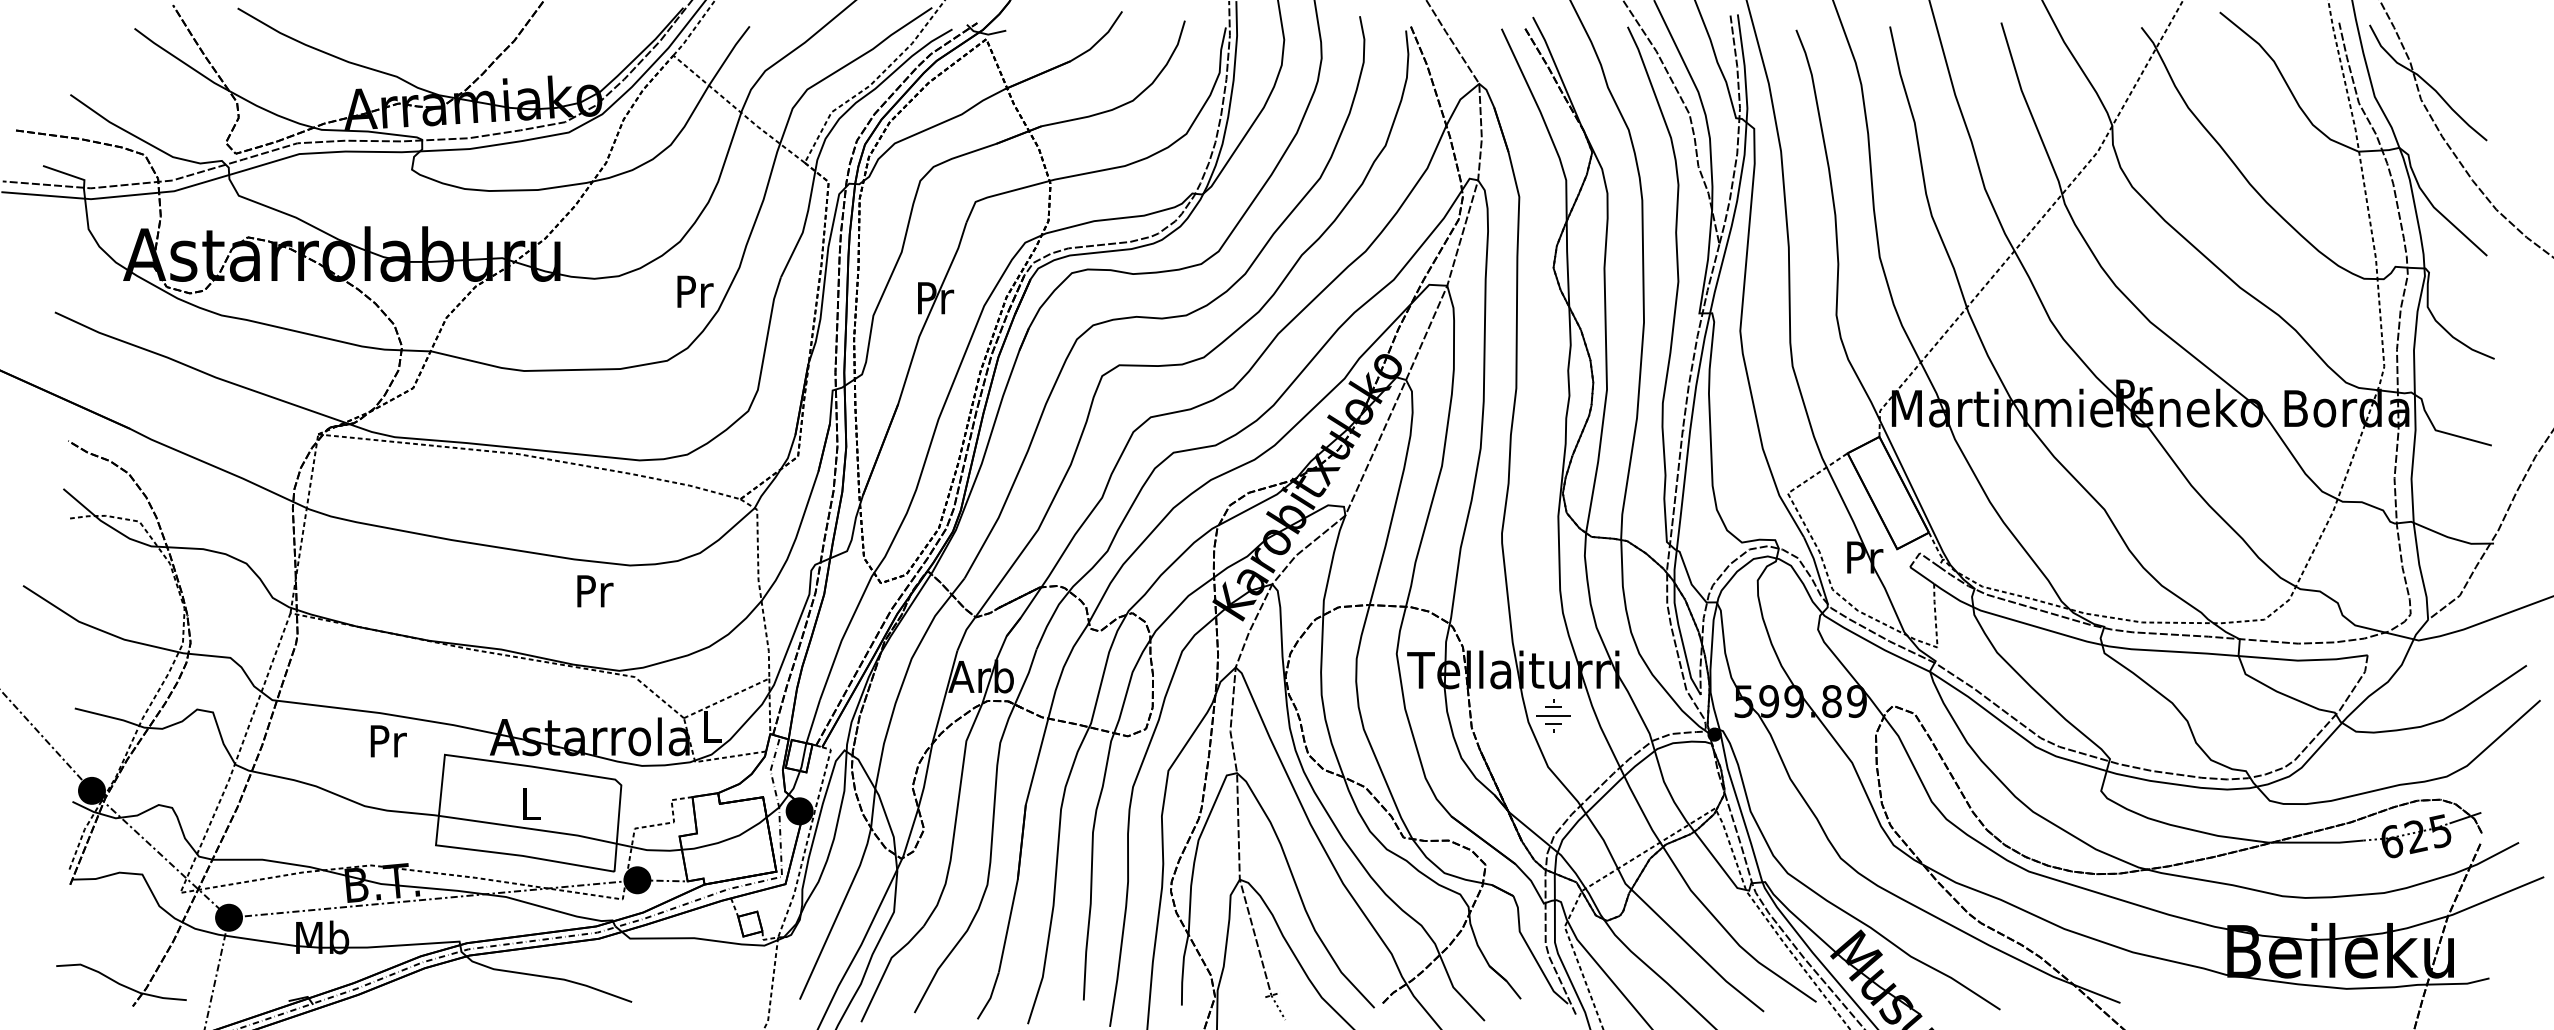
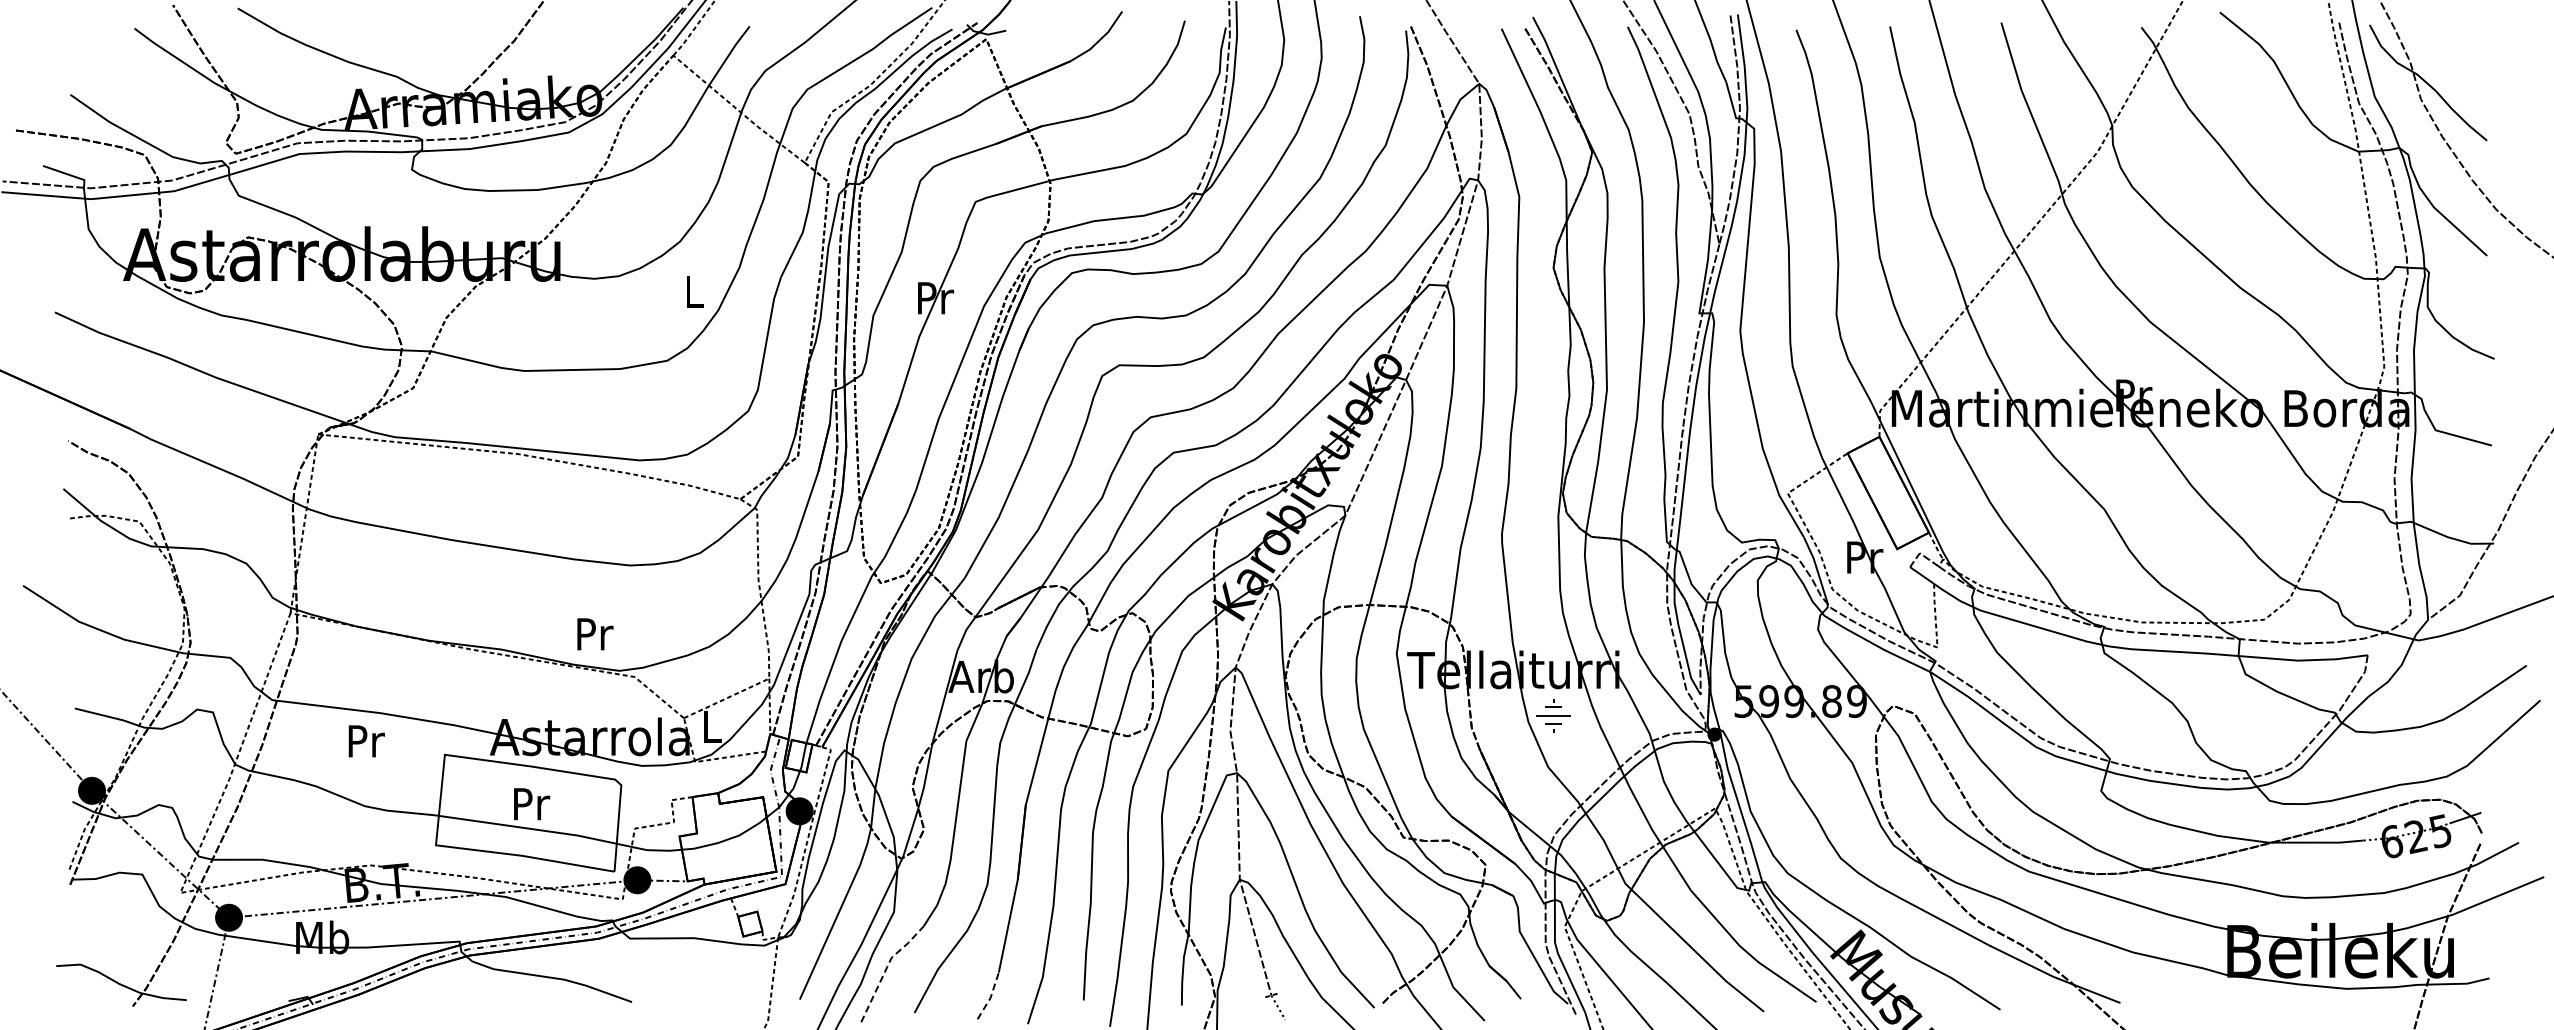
text: Pr -> L (695, 291)
text position: (595, 591) -> (595, 634) (595, 634)
text position: (388, 741) -> (366, 741) (366, 741)
text: L -> Pr (532, 804)
line: solid -> dashed (886, 968)
line: solid -> dashed (990, 997)
